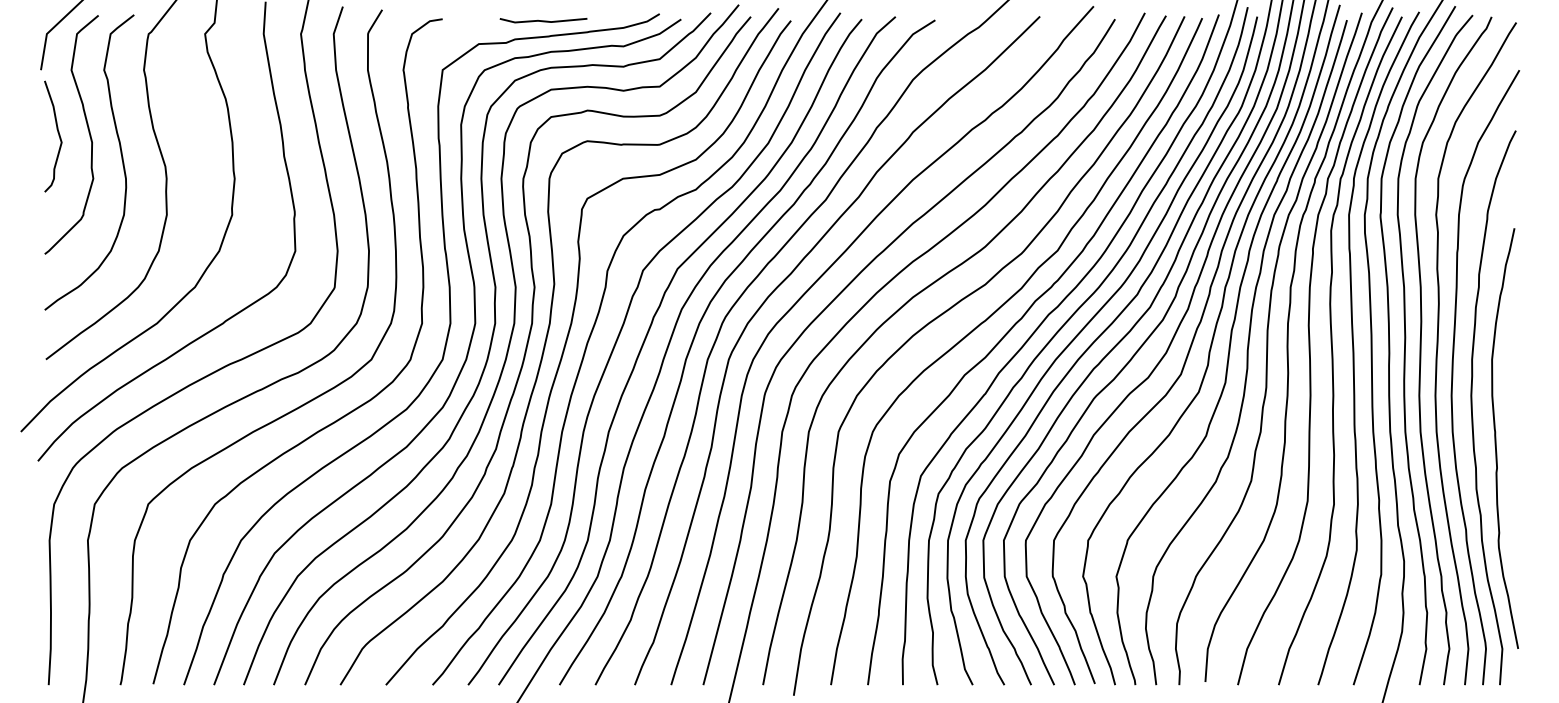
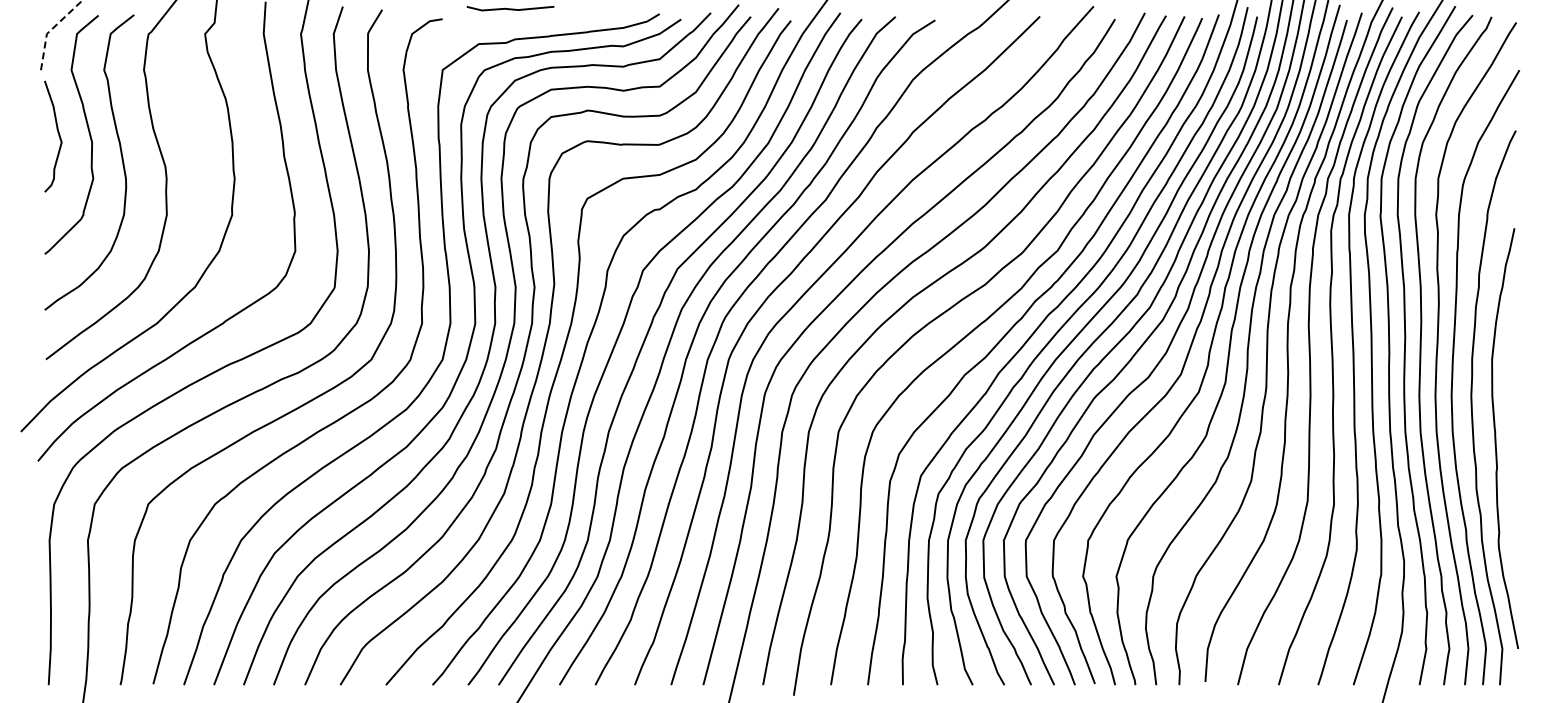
line position: (543, 20) -> (510, 8) (510, 8)
line: solid -> dashed (51, 29)
